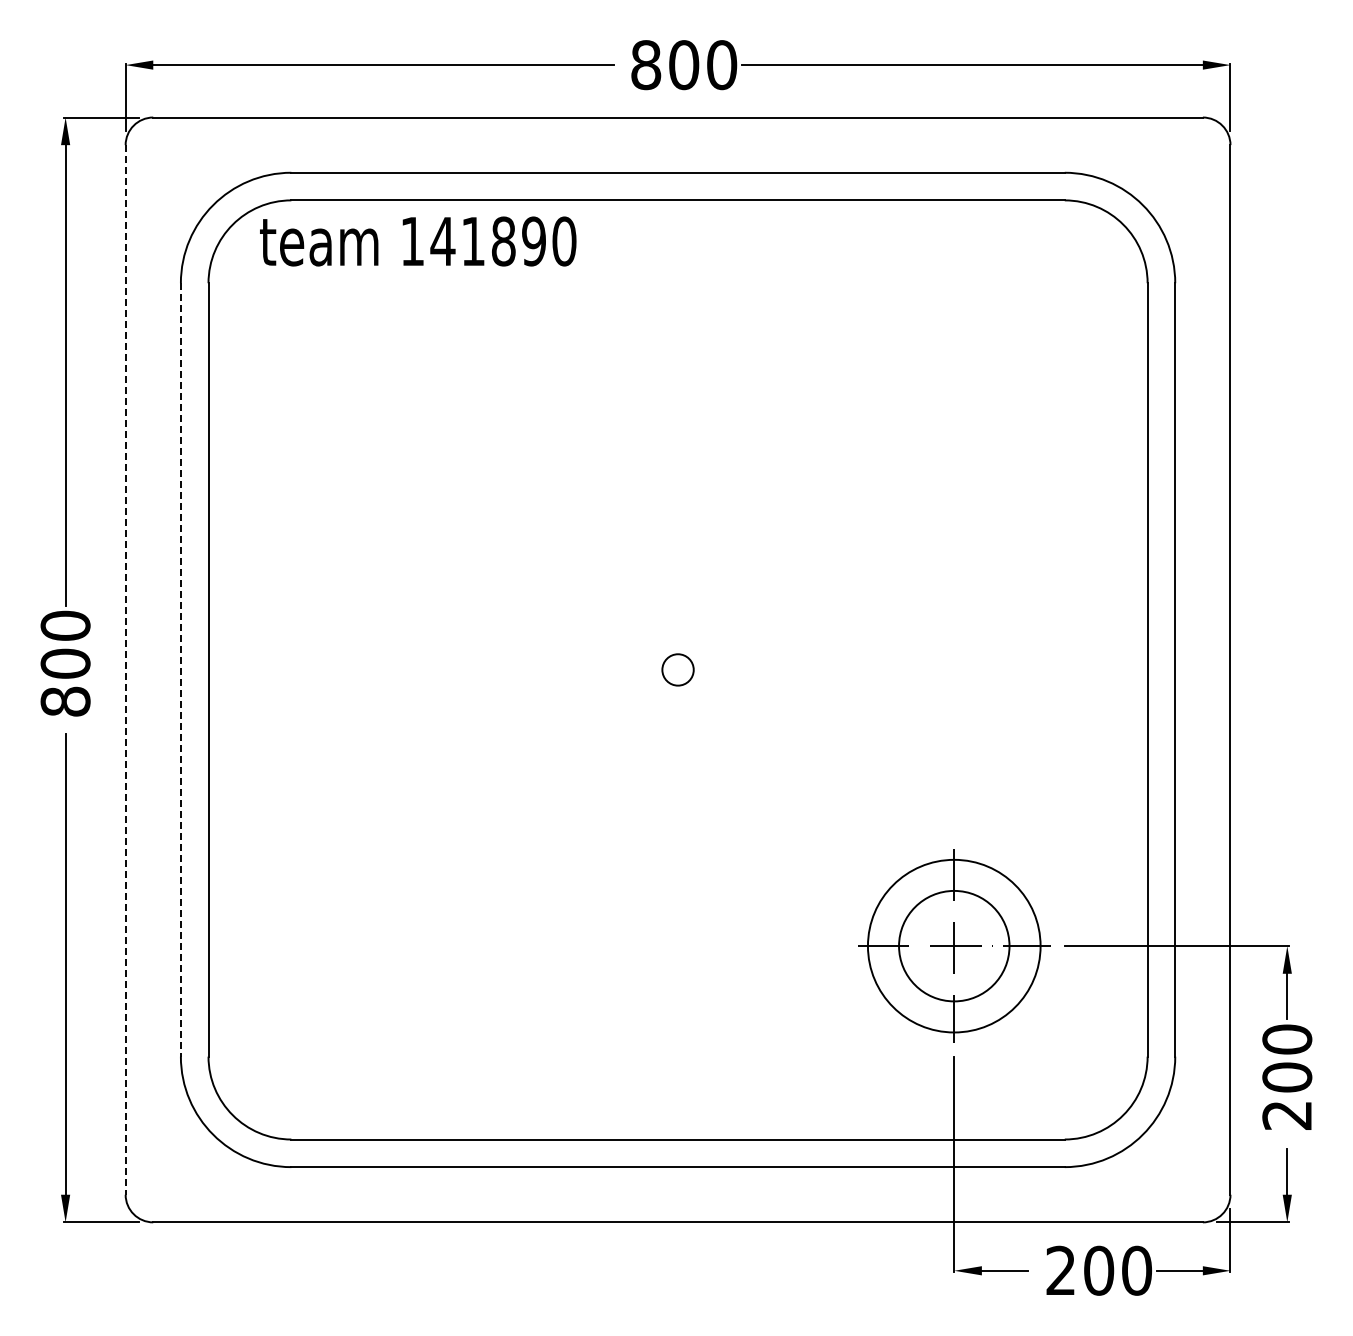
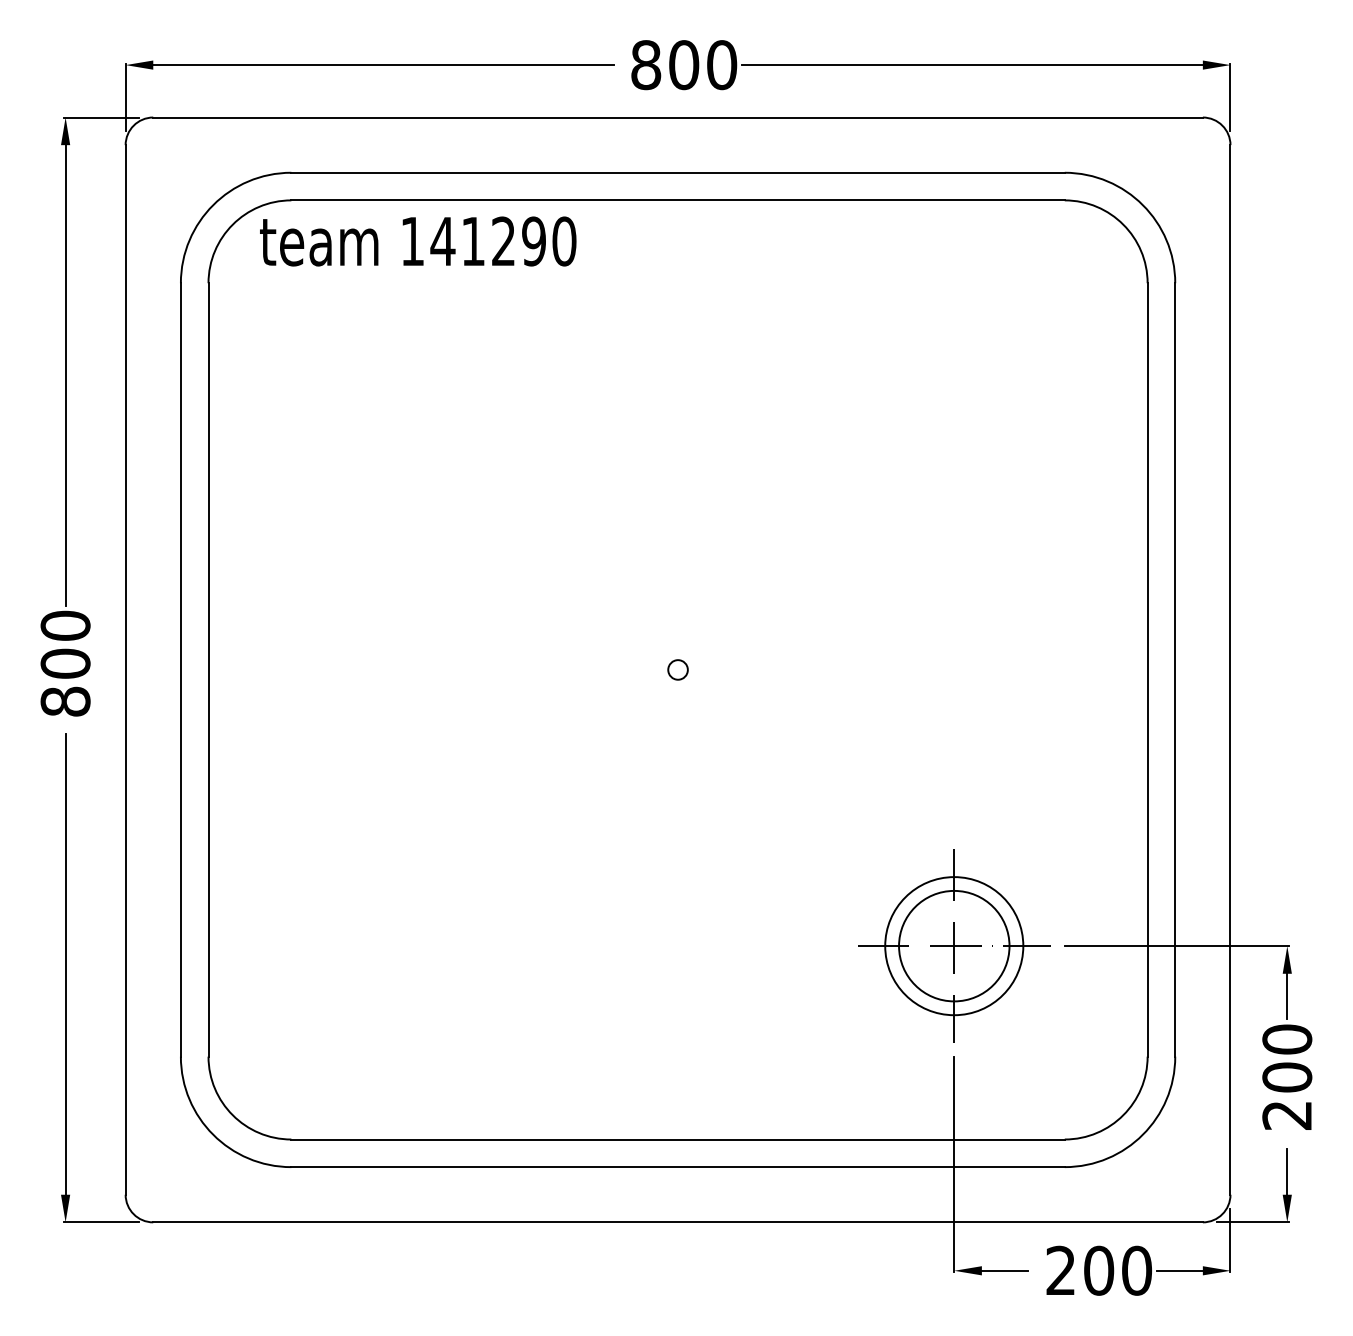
text: 141890 -> 141290 (503, 241)
line: dashed -> solid (125, 669)
line: dashed -> solid (180, 669)
circle diameter: 31 px -> 20 px (677, 669)
circle diameter: 173 px -> 138 px (954, 946)
